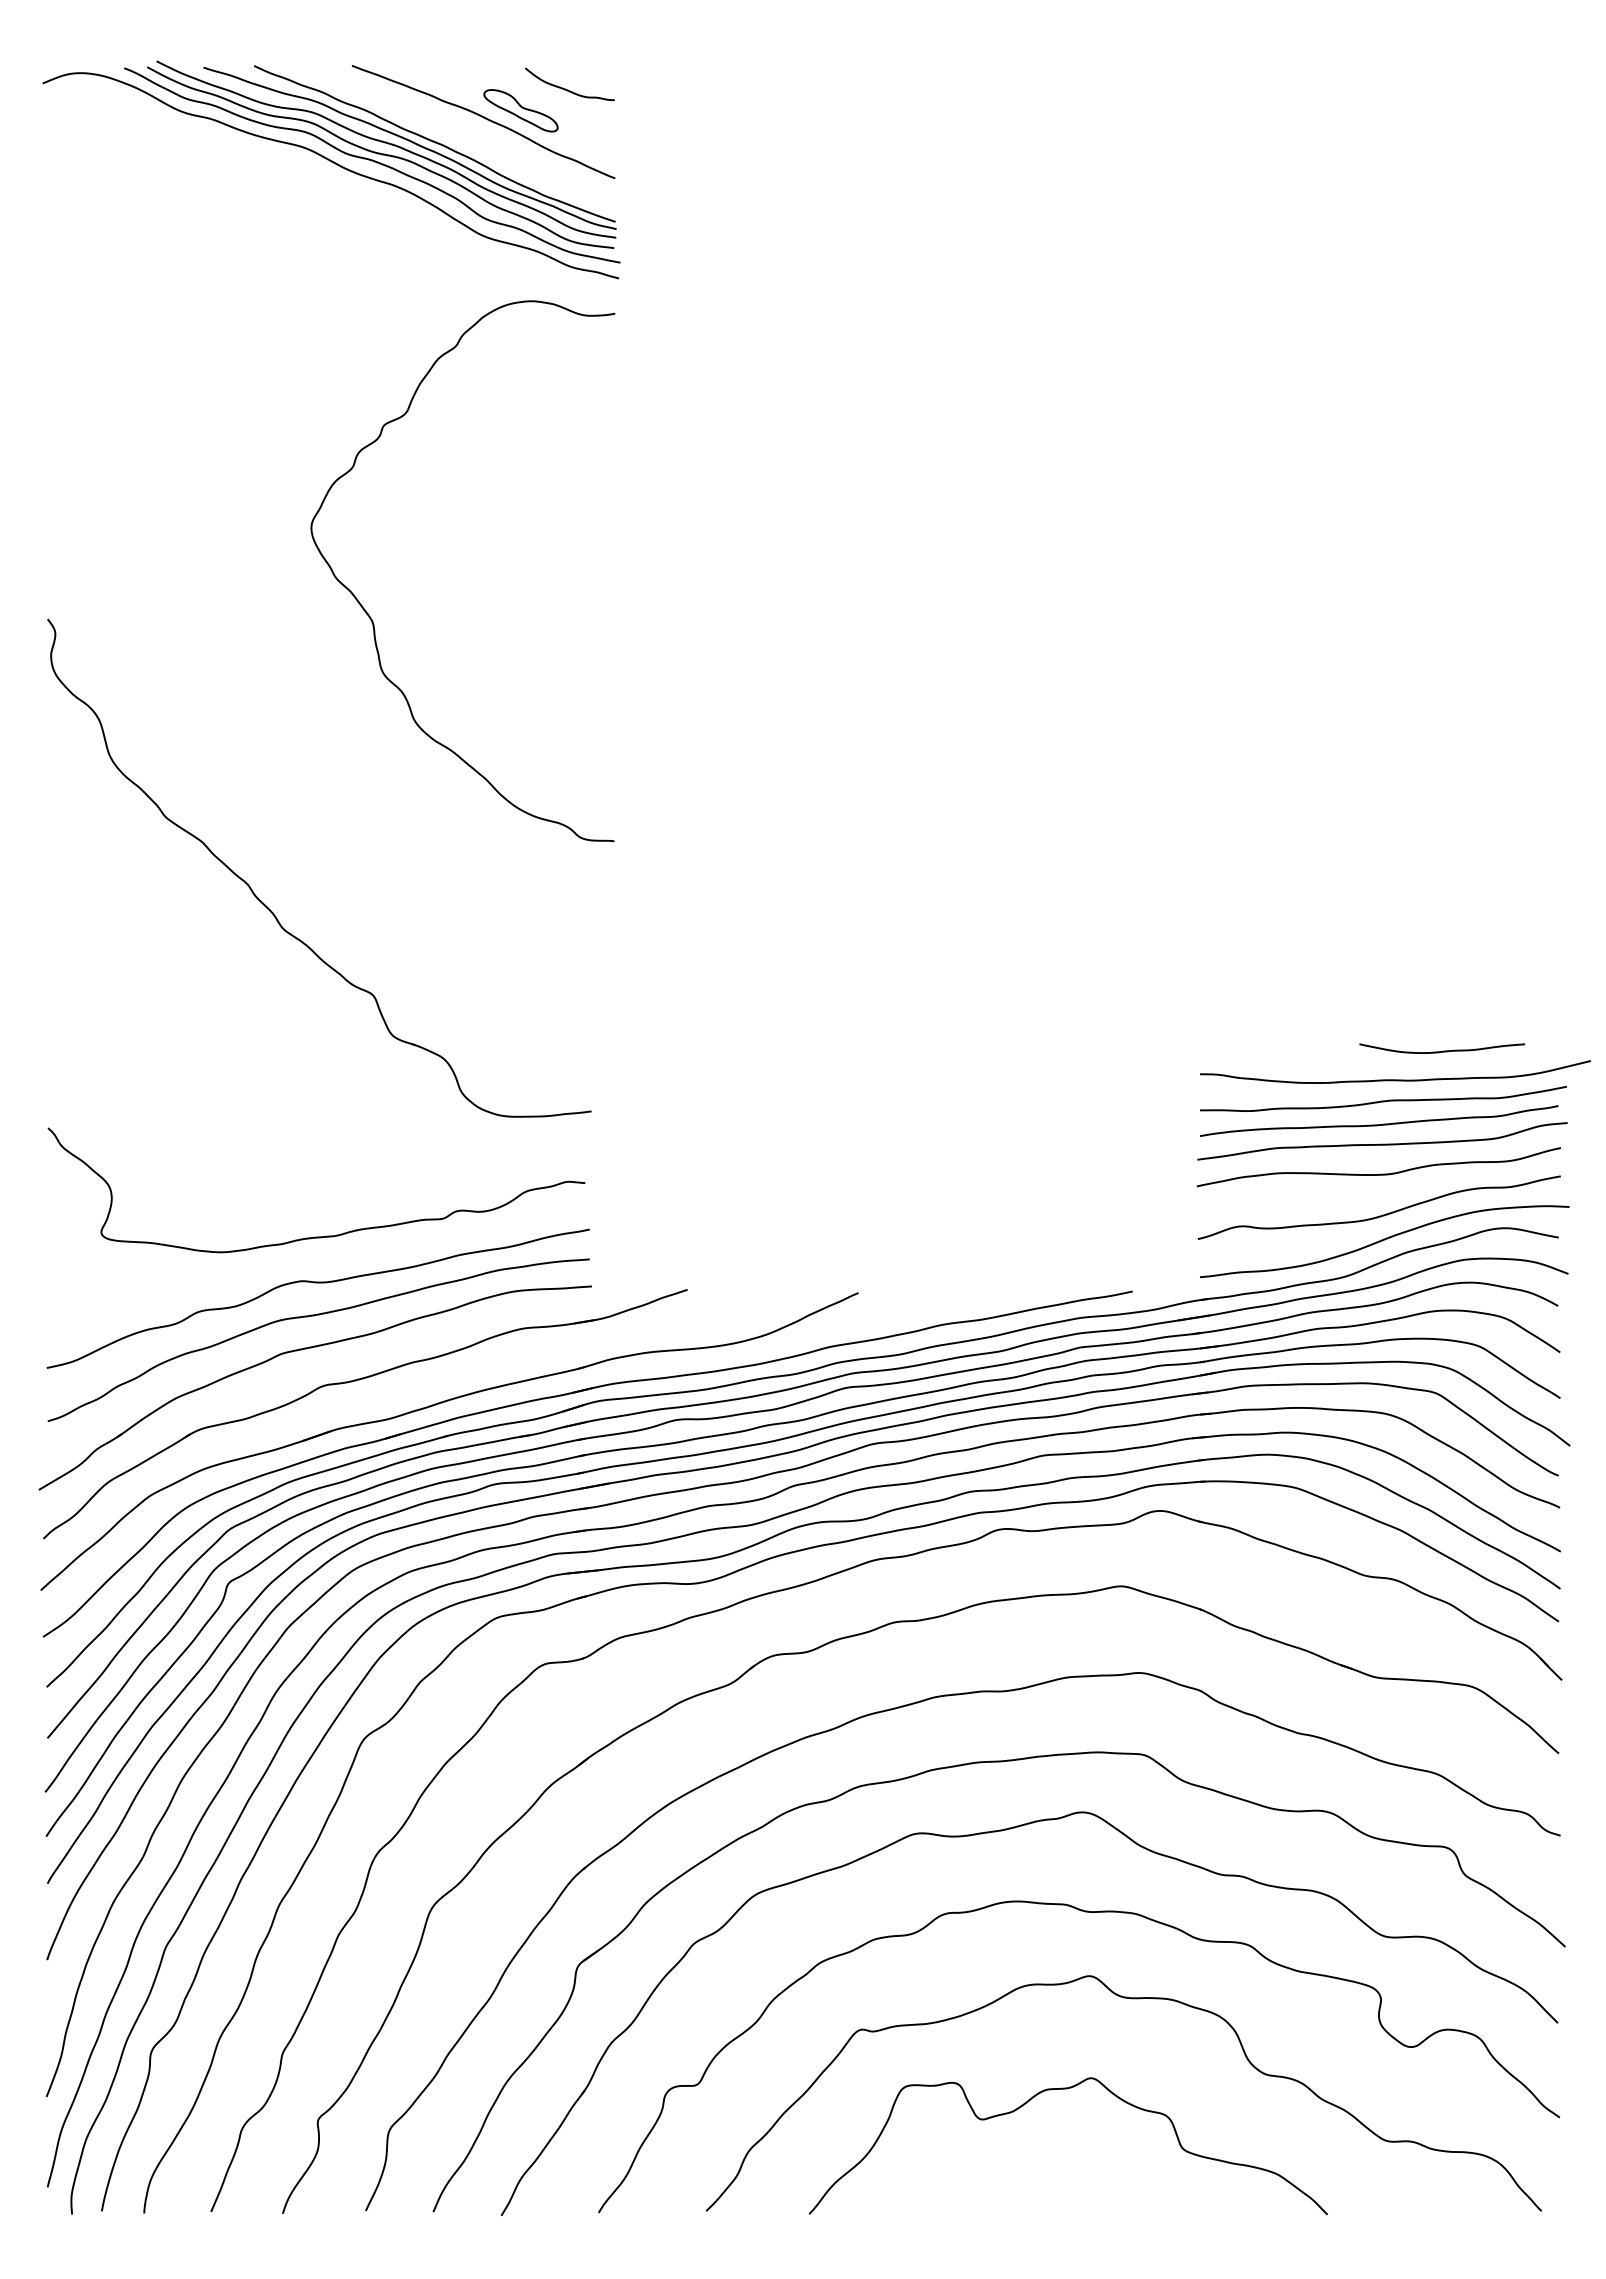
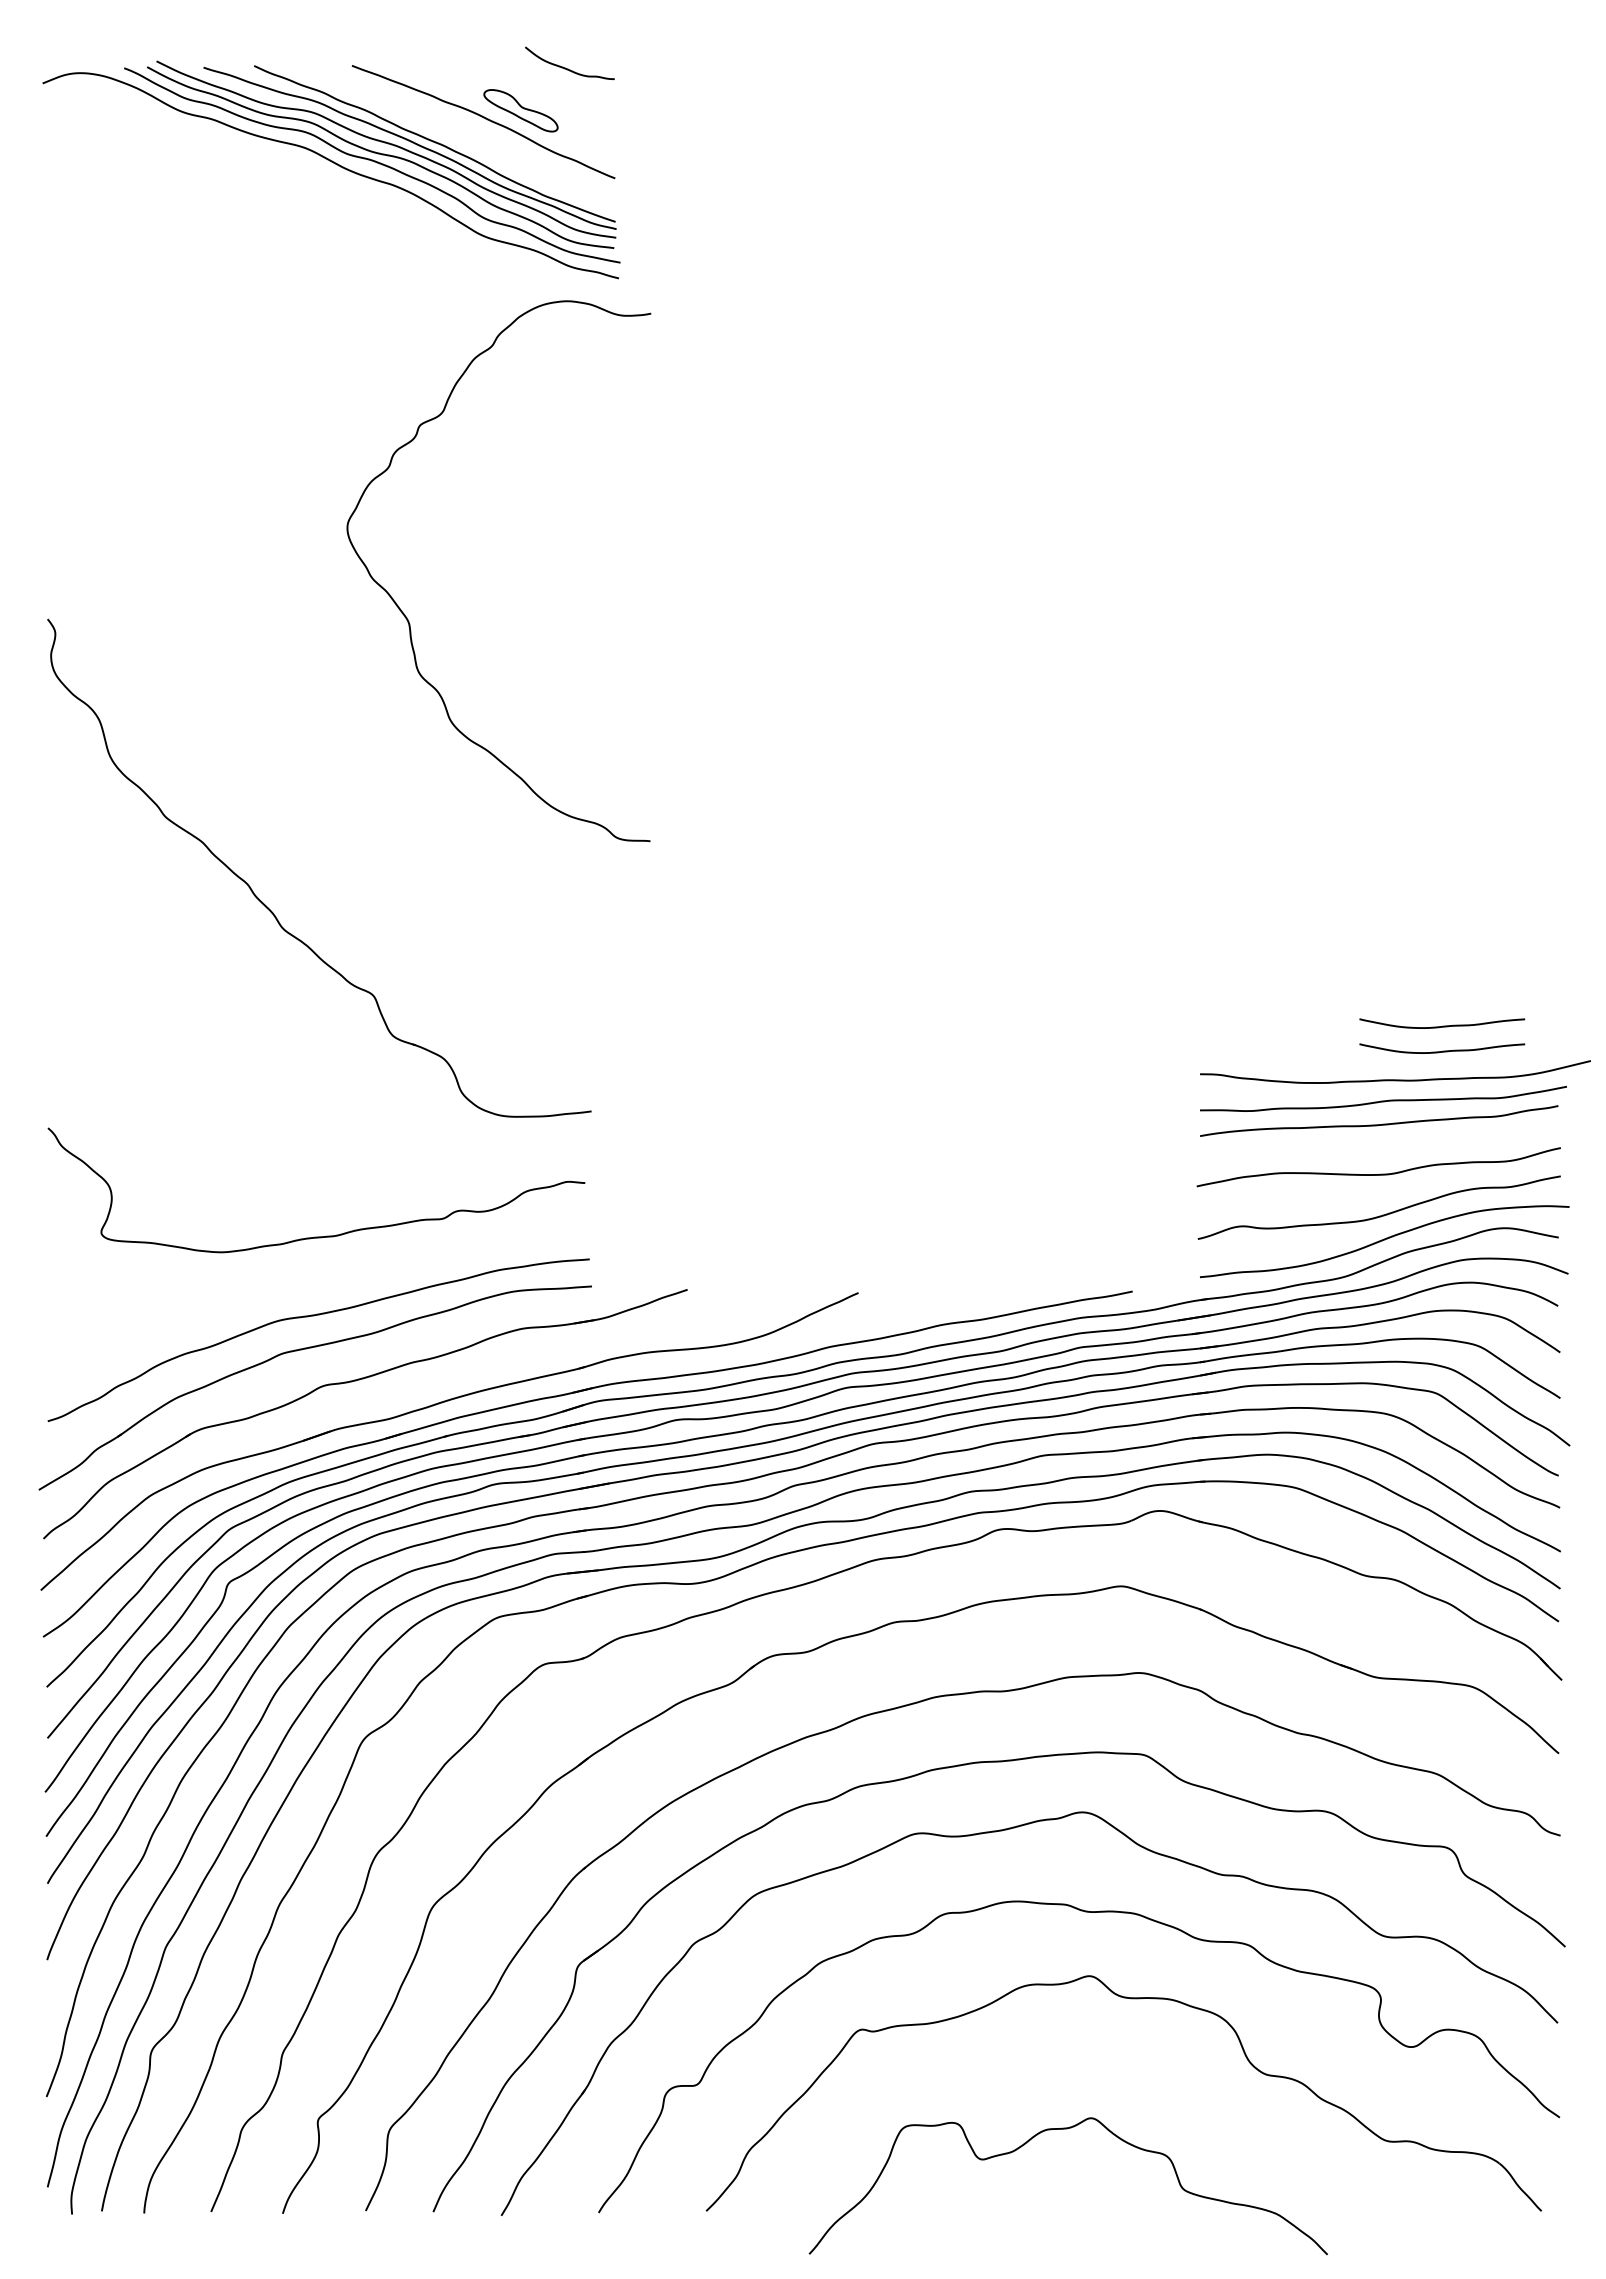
curve position: (568, 89) -> (568, 68) (568, 68)
curve position: (371, 617) -> (407, 617) (407, 617)
curve: none -> present (1442, 1025)
curve: present -> none (1382, 1143)
curve: present -> none (317, 1283)
curve position: (1067, 2089) -> (1067, 2129) (1067, 2129)
